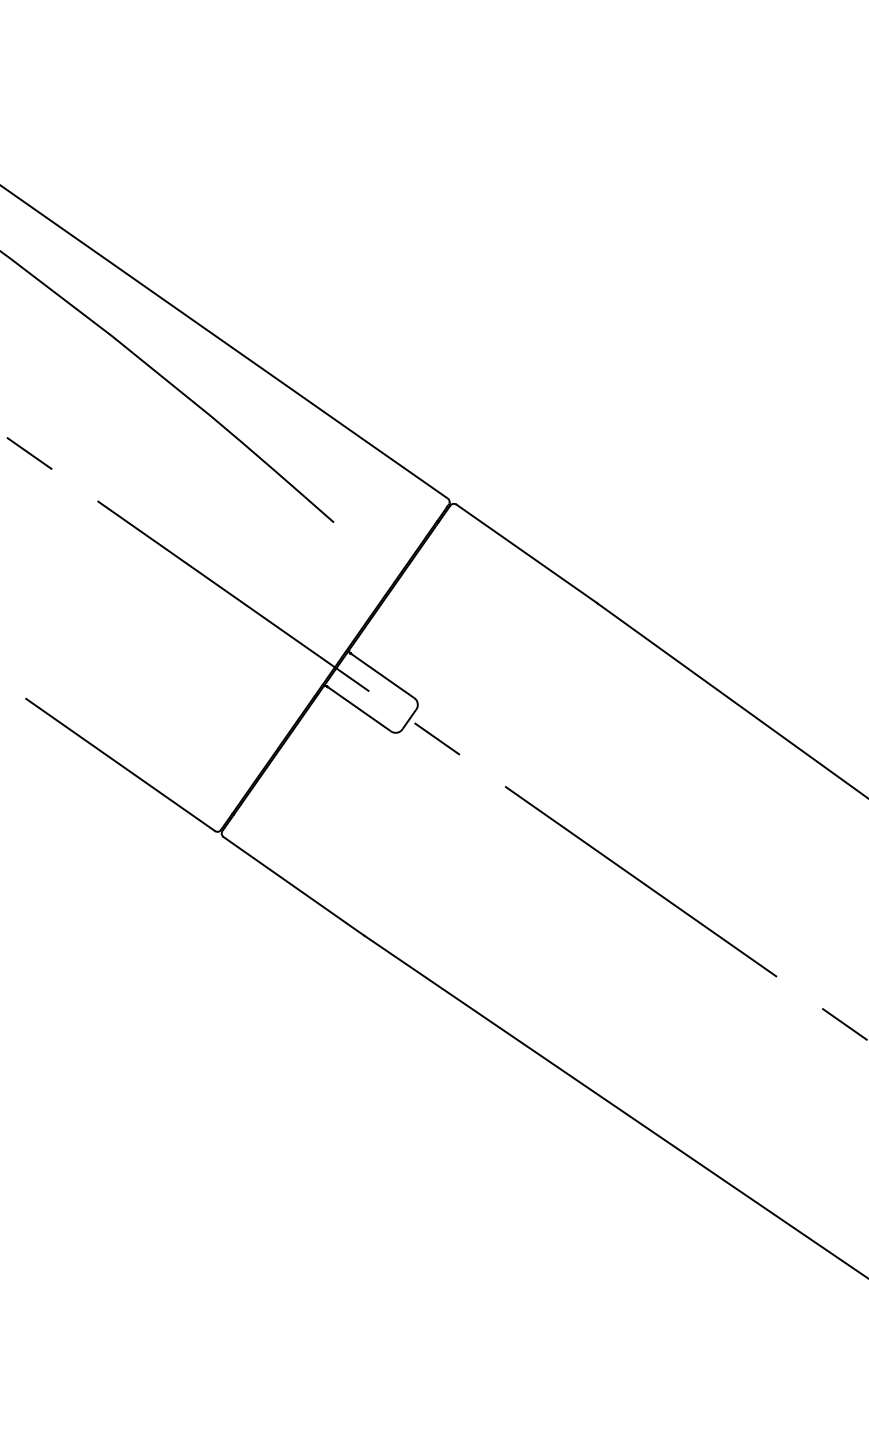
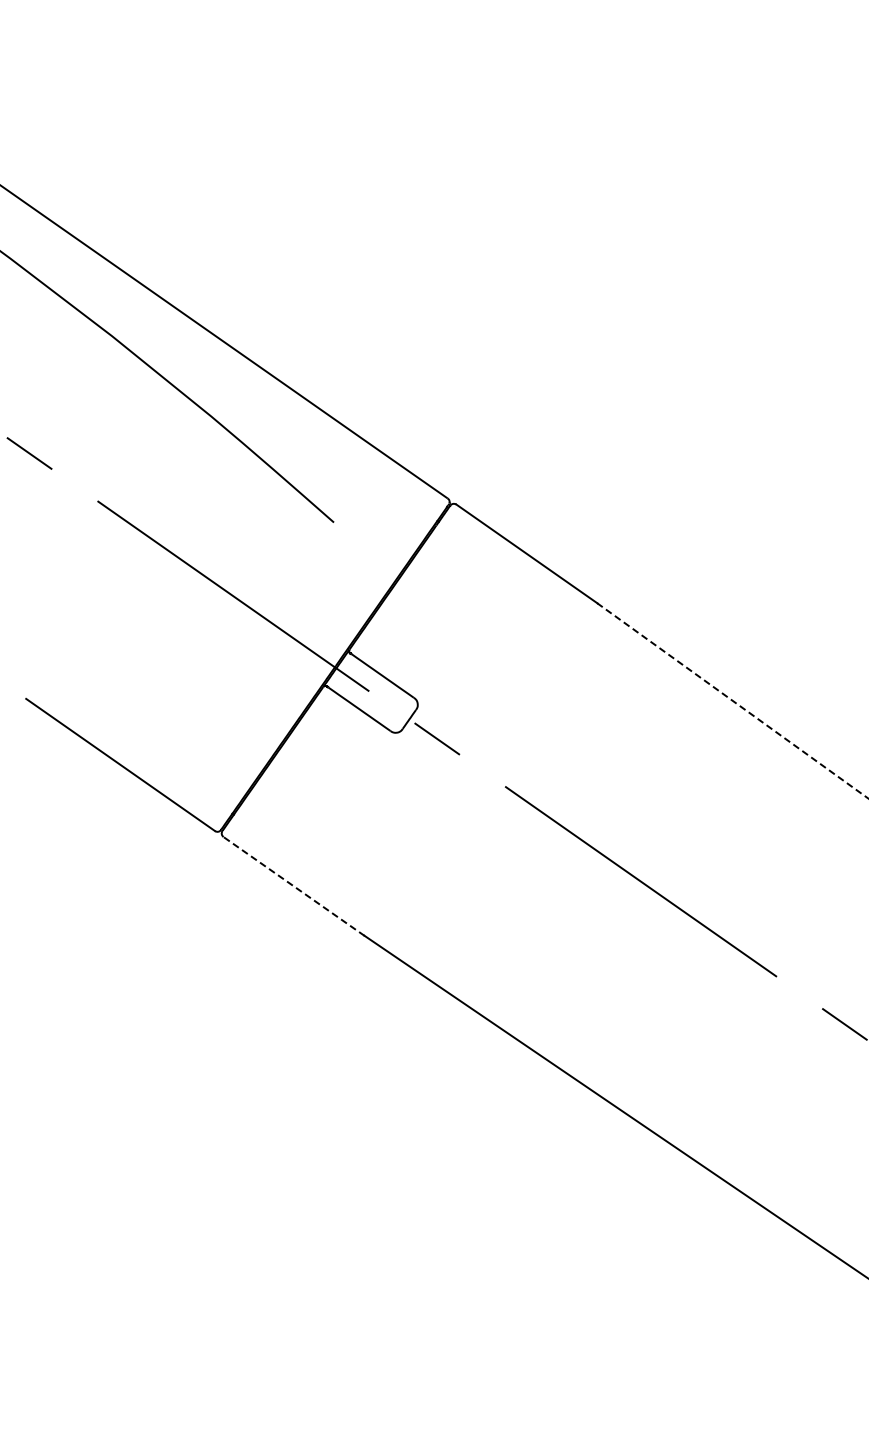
line: solid -> dashed (733, 701)
line: solid -> dashed (293, 886)
